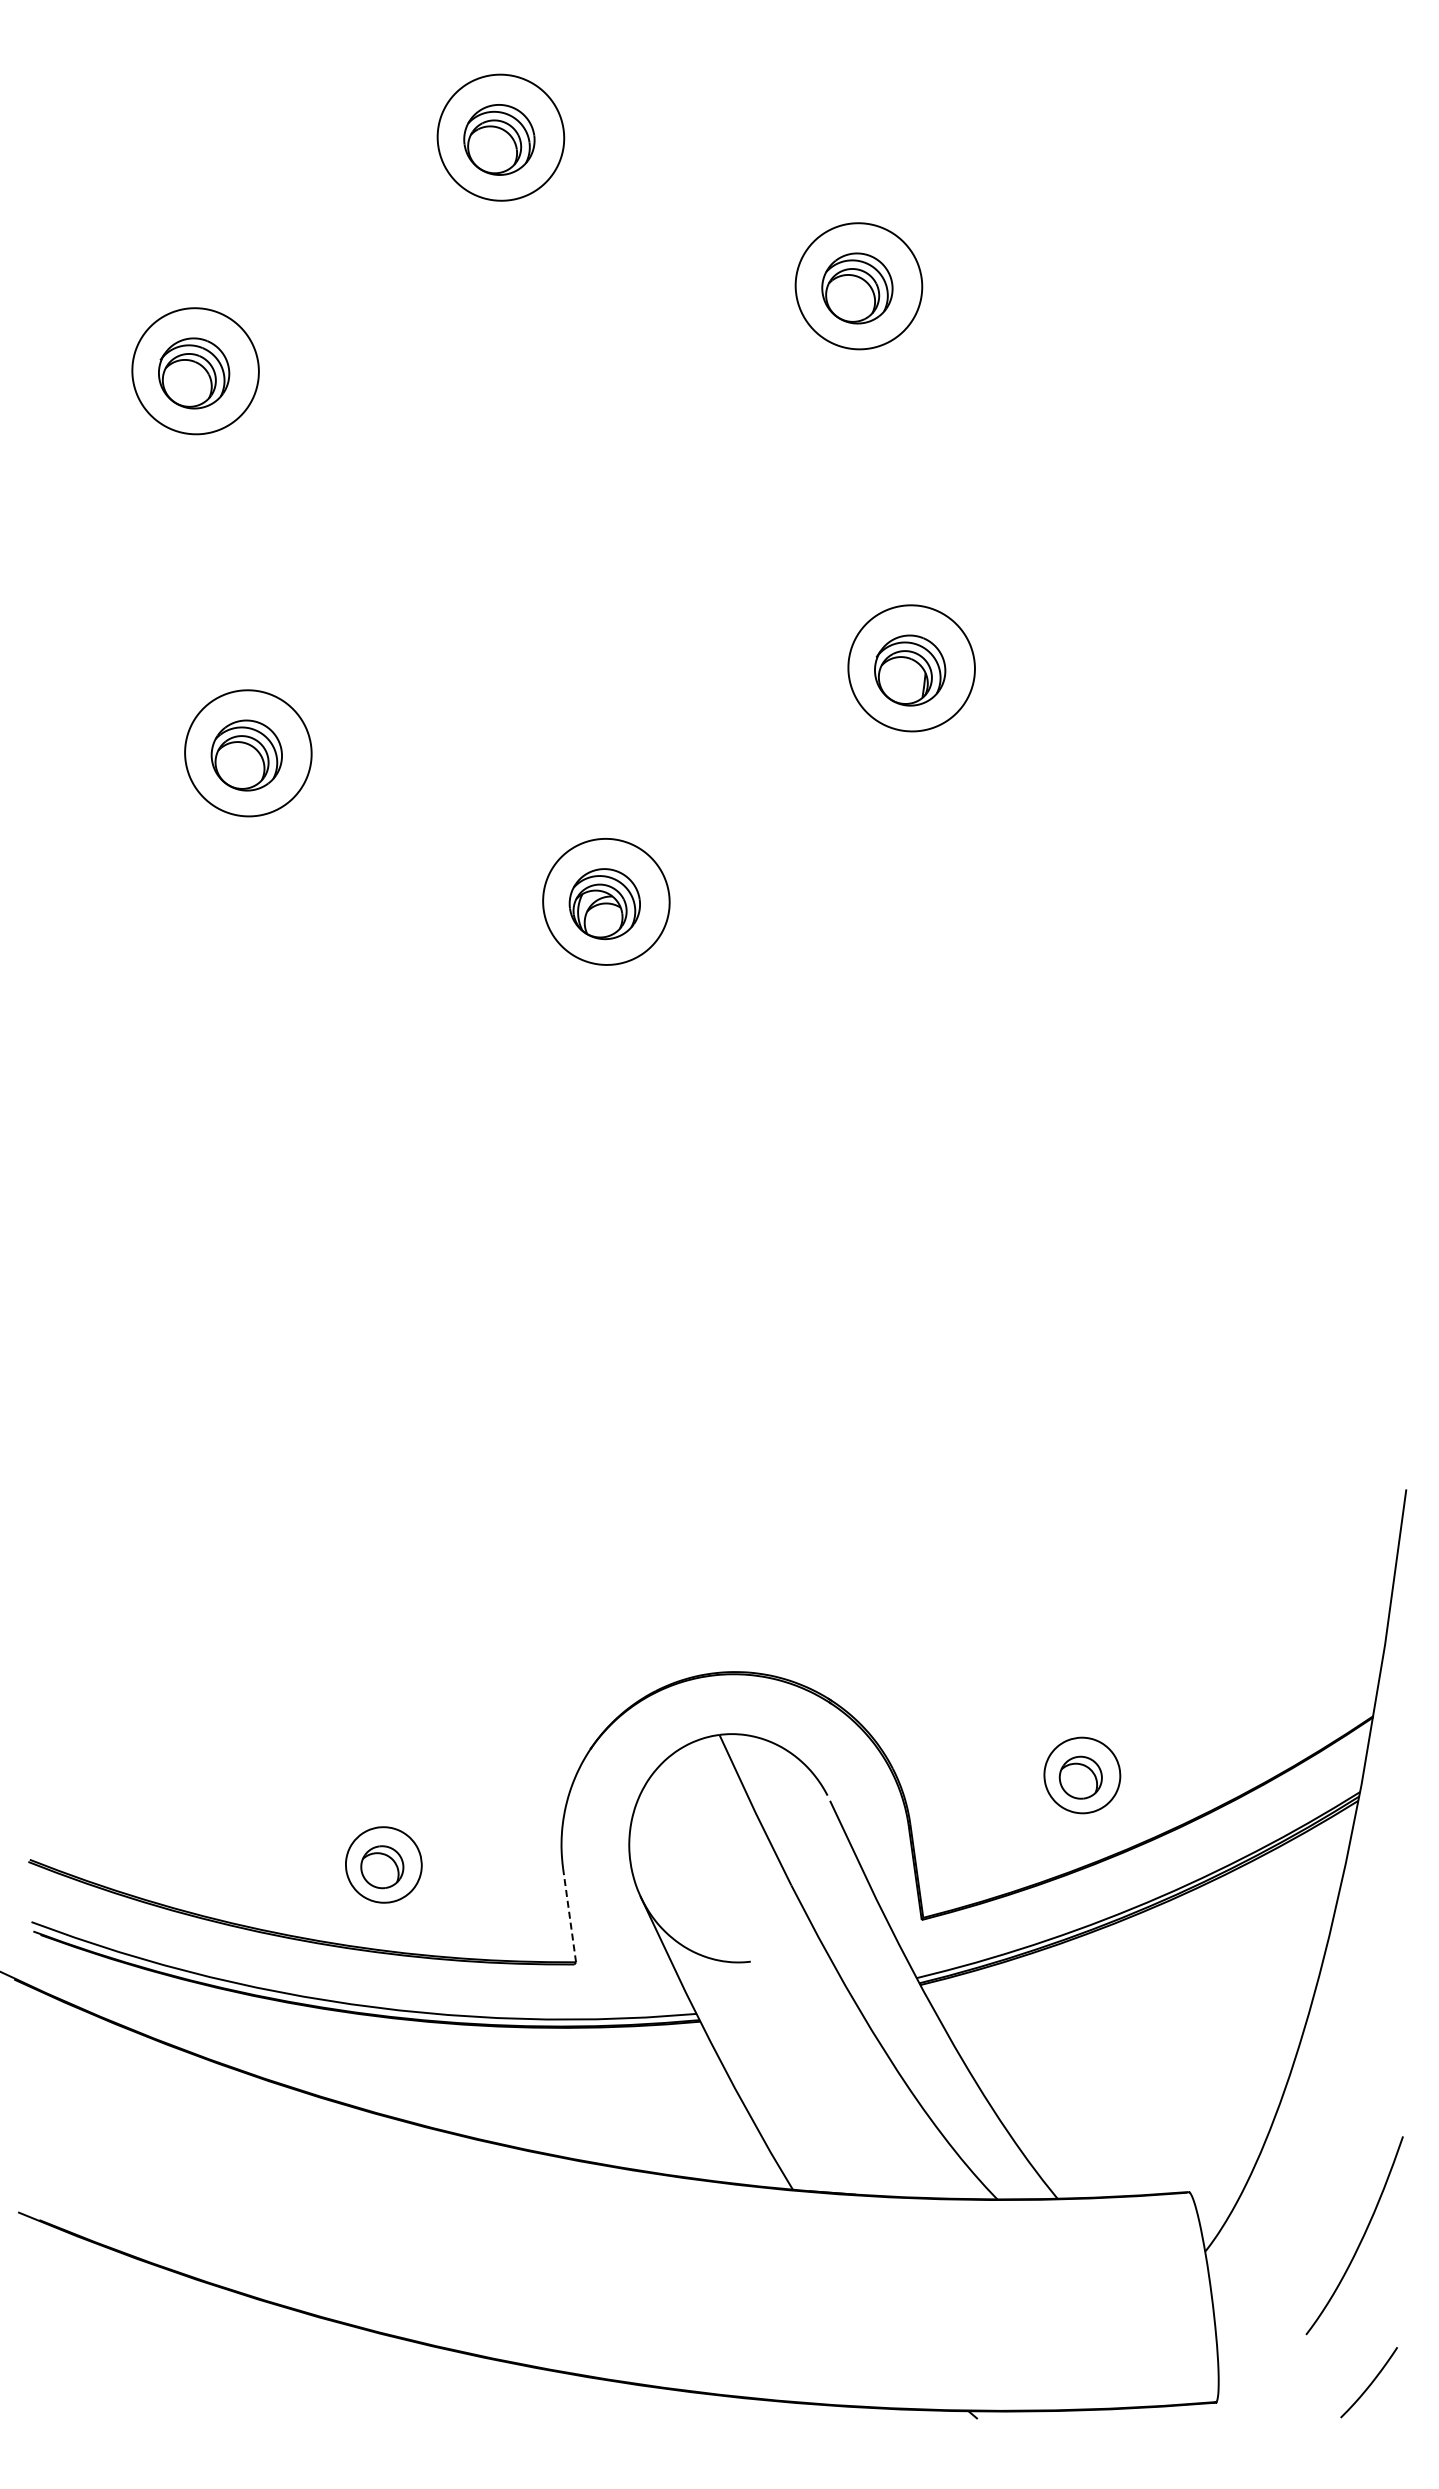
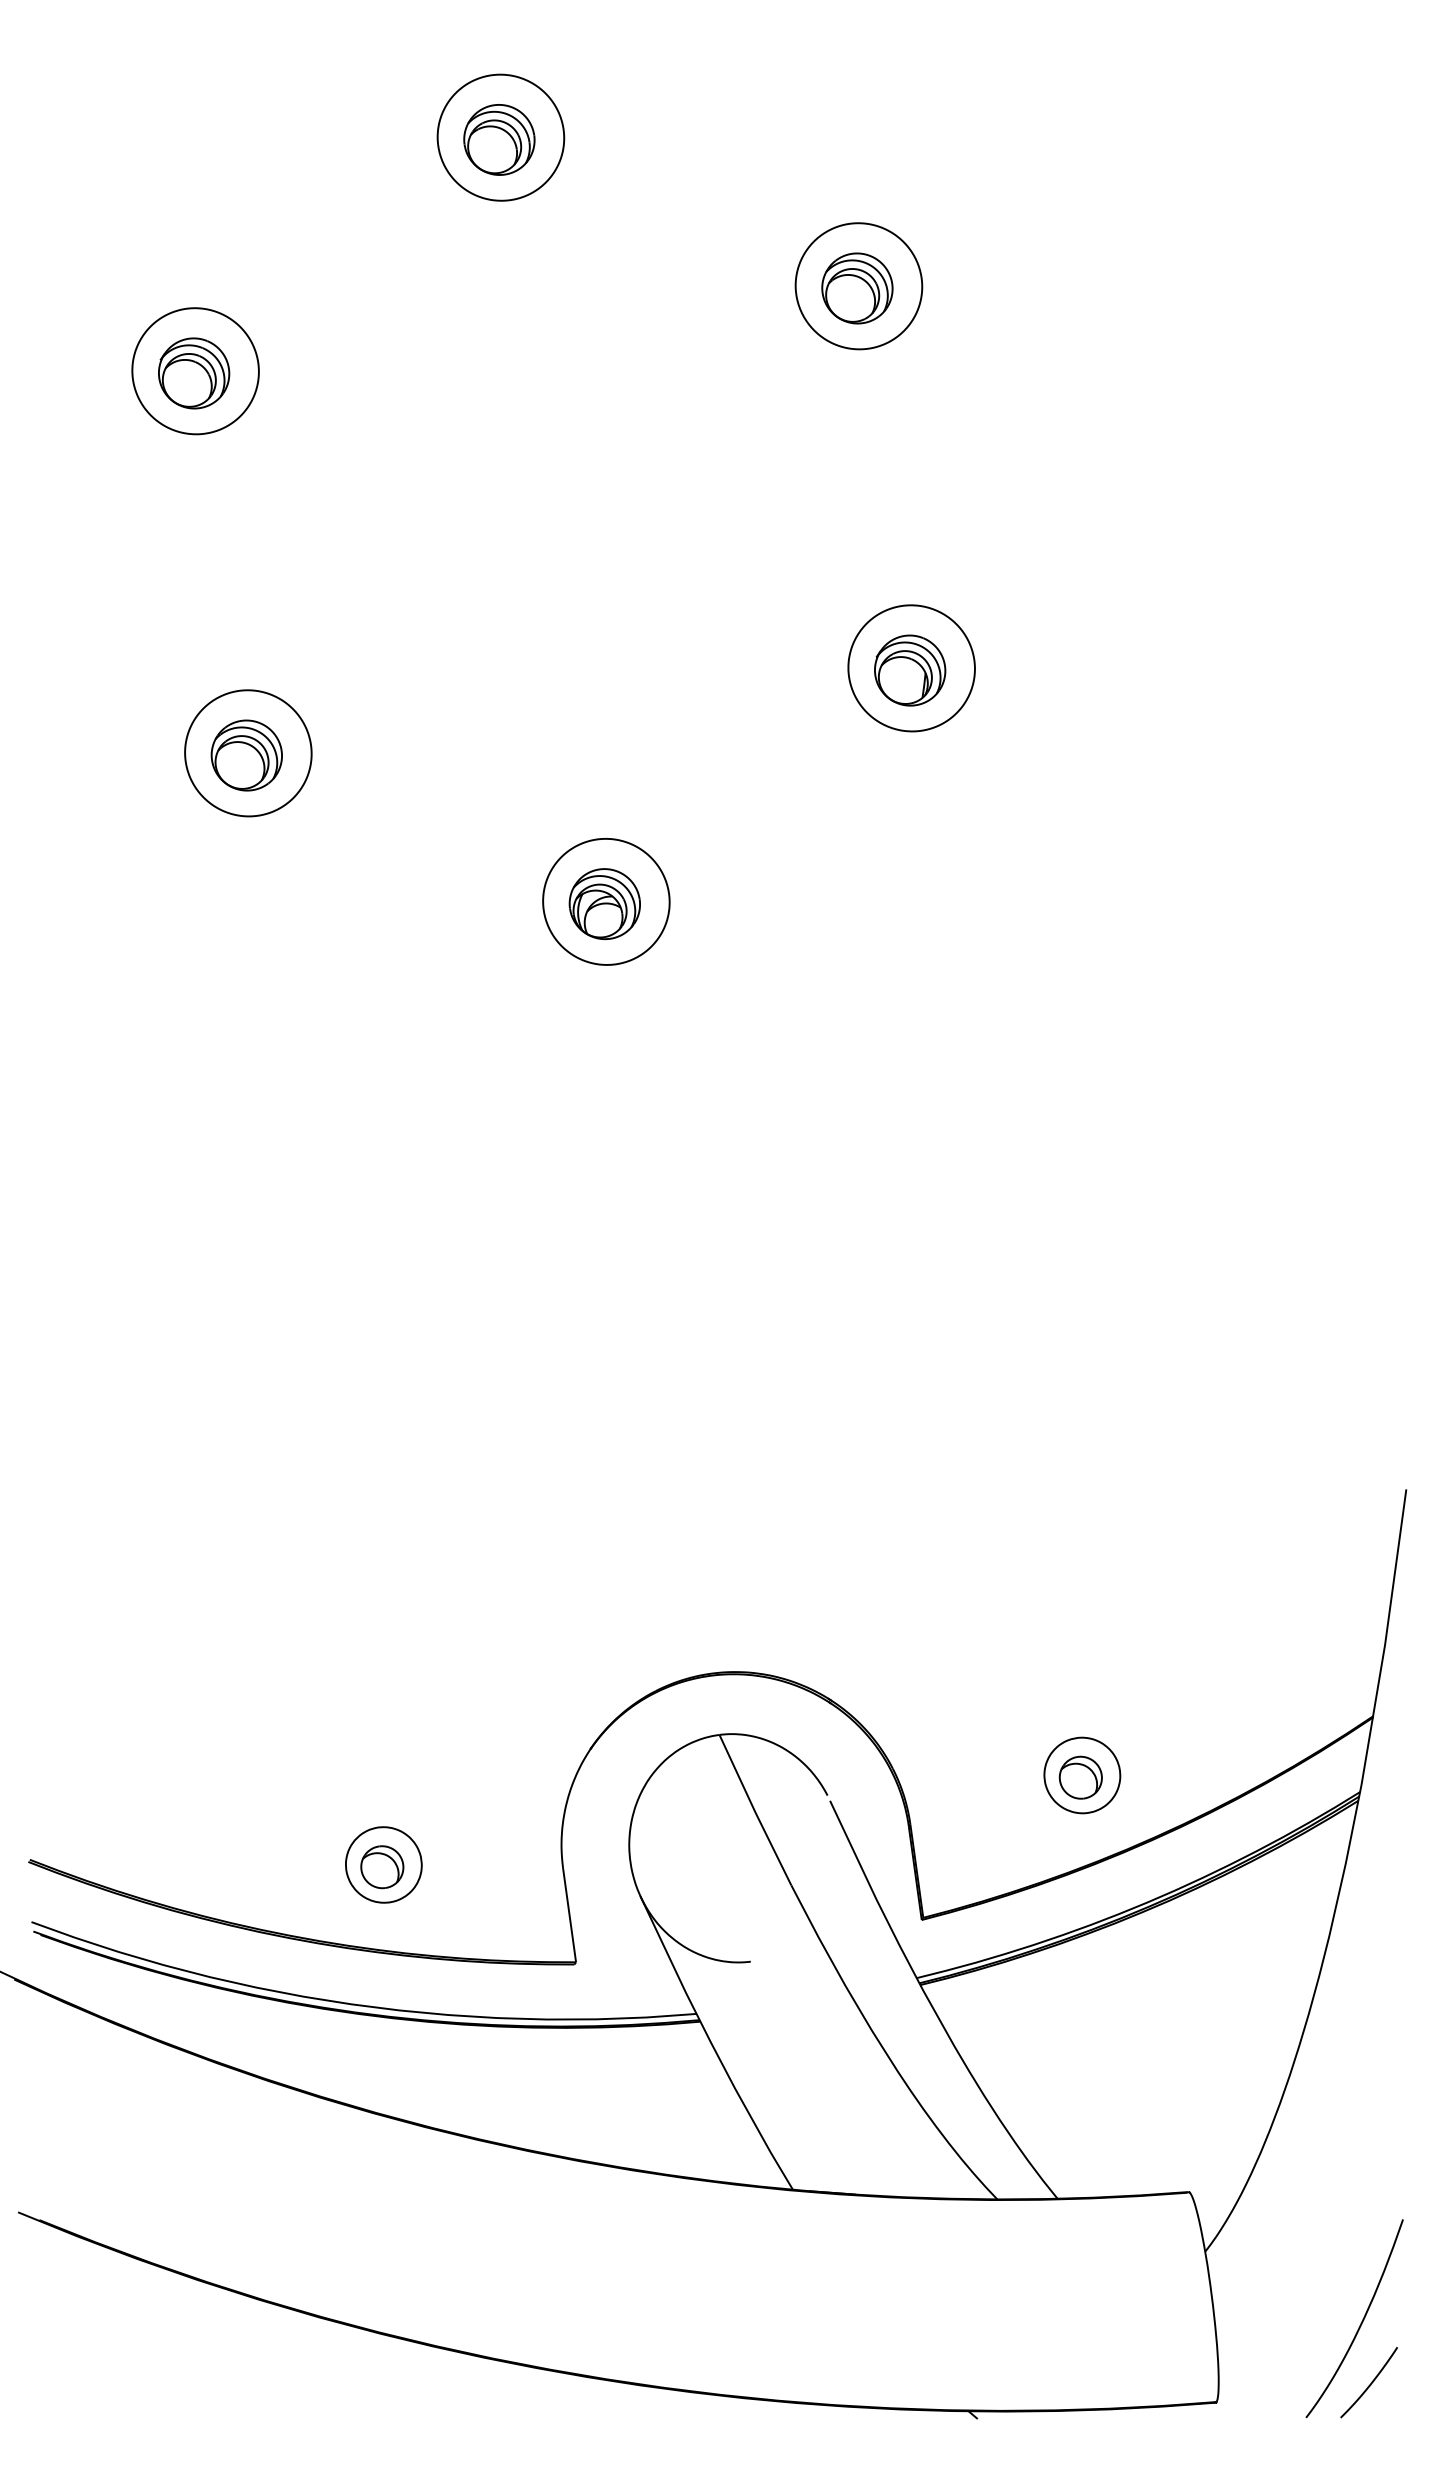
line: dashed -> solid (569, 1915)
curve position: (1361, 2238) -> (1361, 2321) (1361, 2321)
